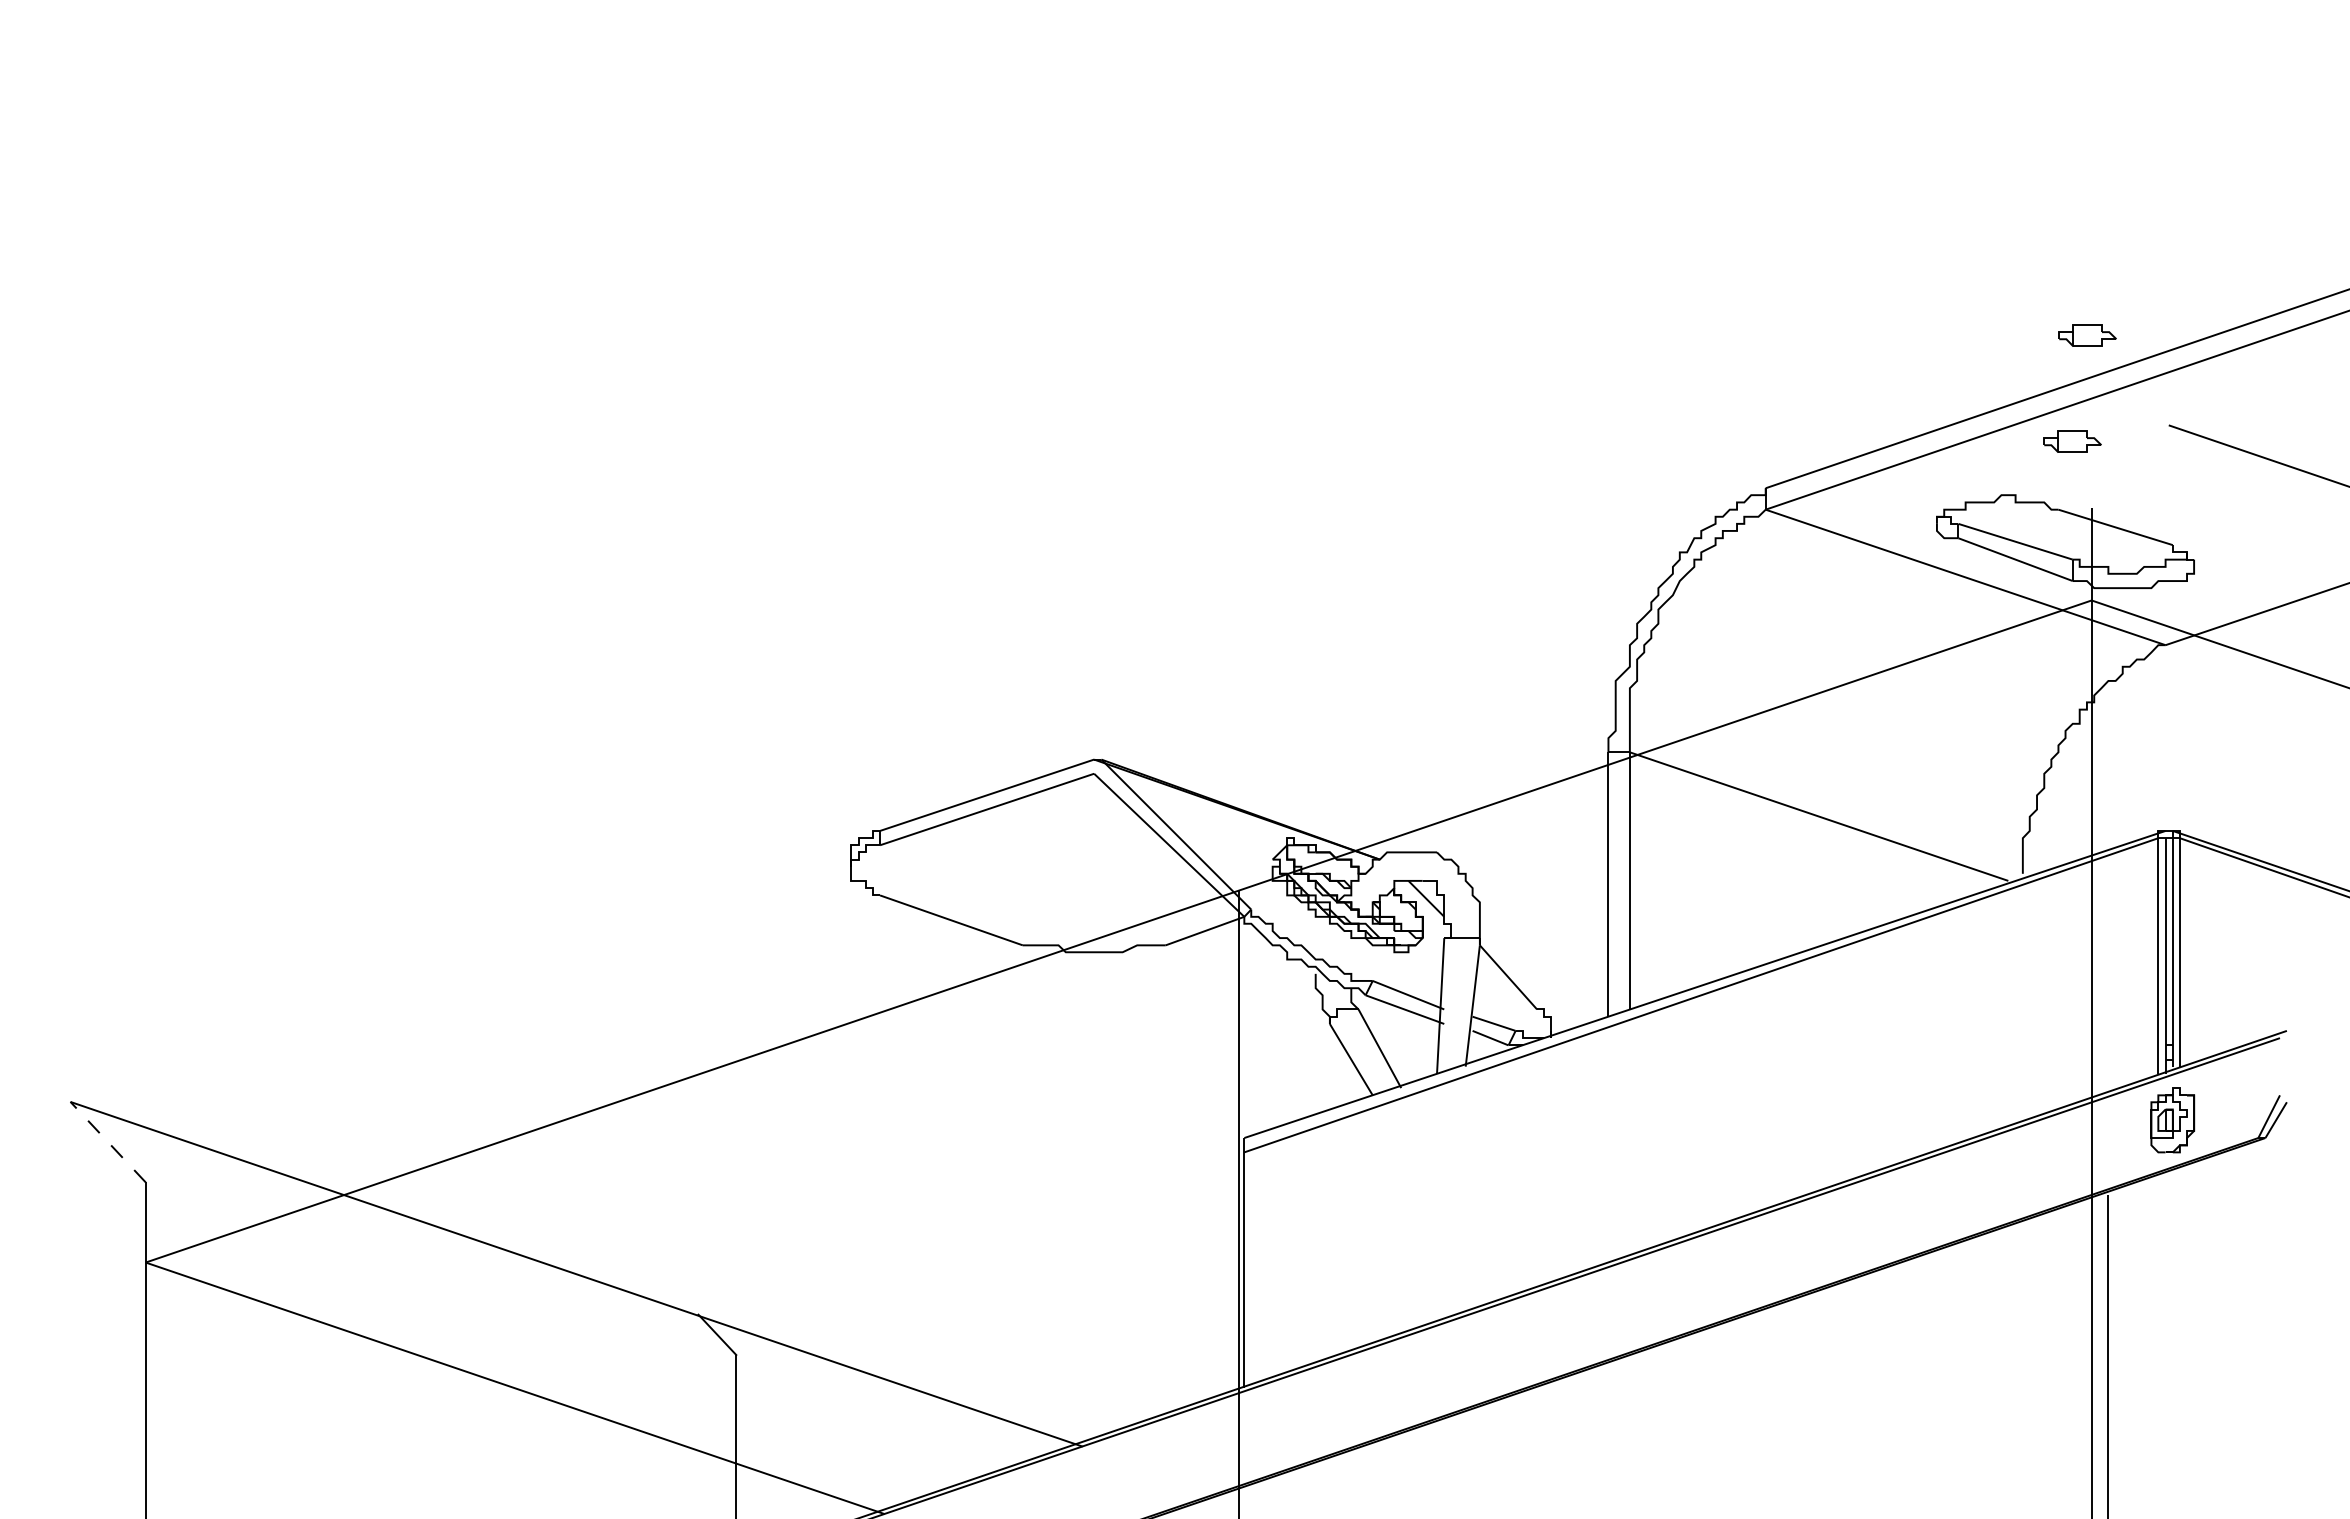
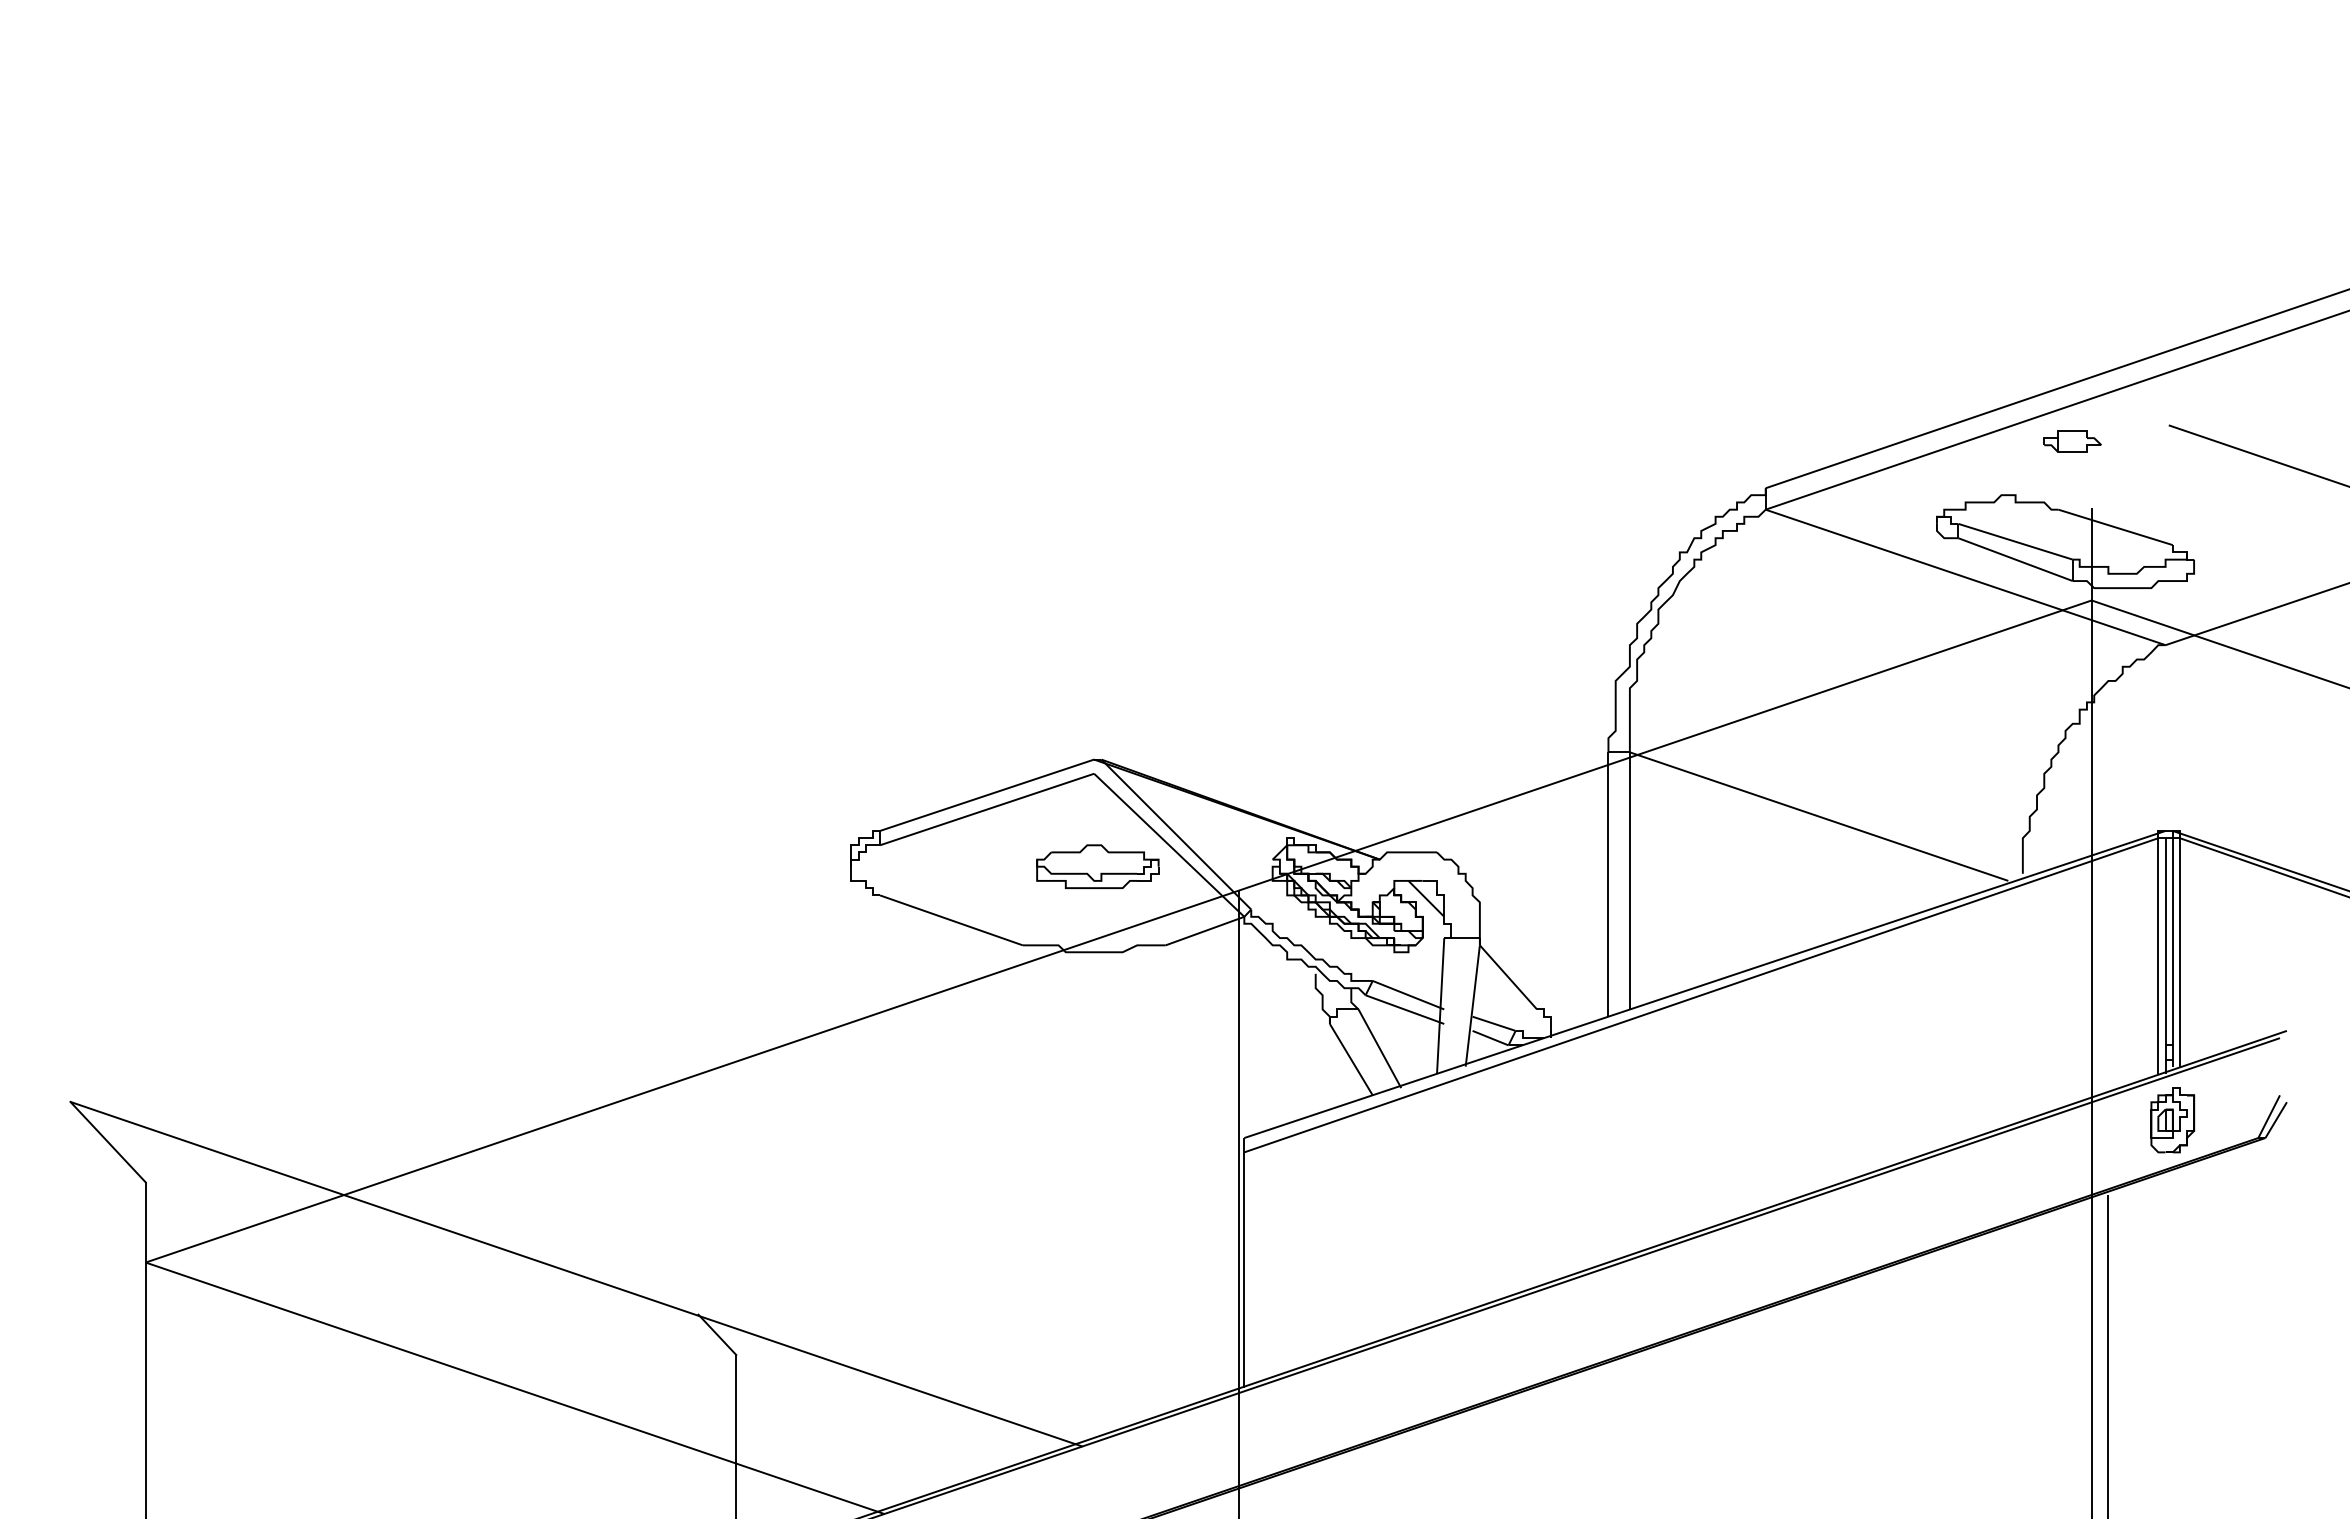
part: present -> none (2087, 335)
part: none -> present (1097, 866)
line: dashed -> solid (107, 1141)
